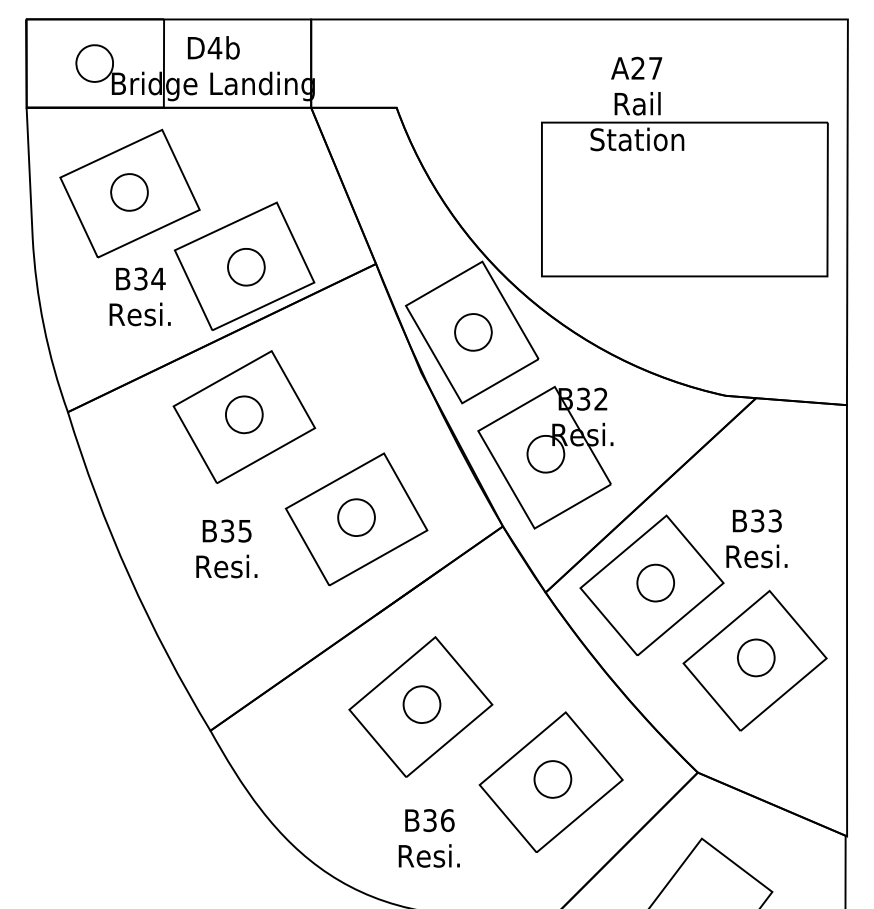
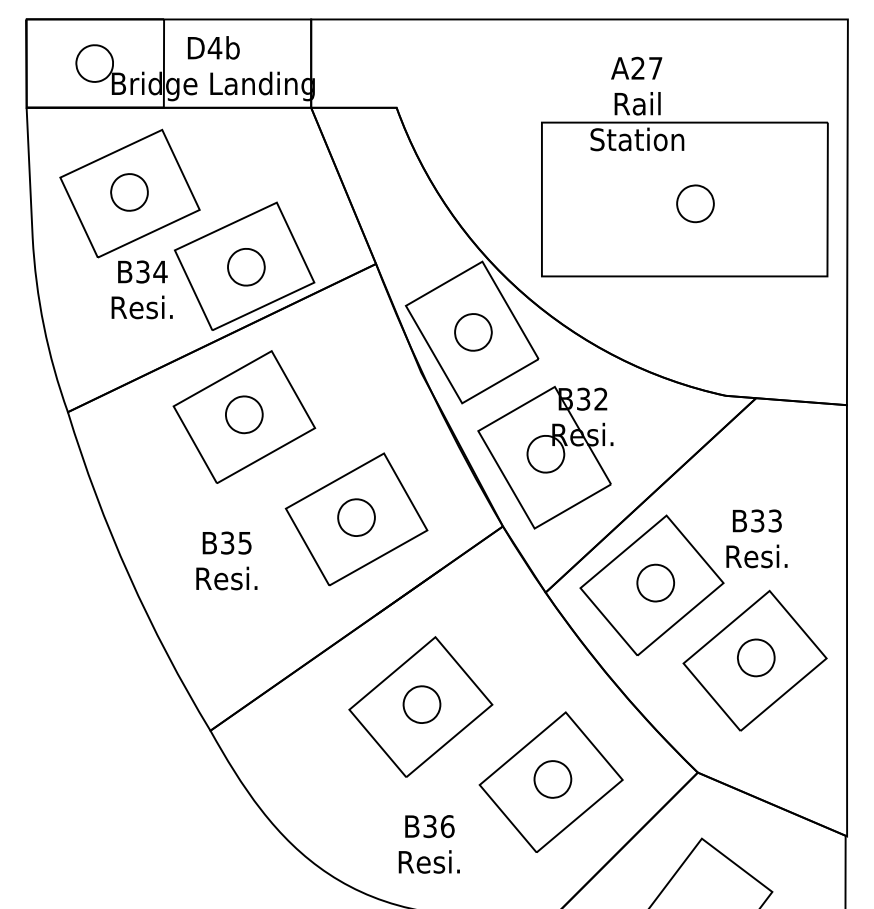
part: none -> present (695, 203)
text position: (139, 296) -> (141, 289) (141, 289)
text position: (226, 548) -> (226, 560) (226, 560)
text position: (428, 838) -> (428, 844) (428, 844)
